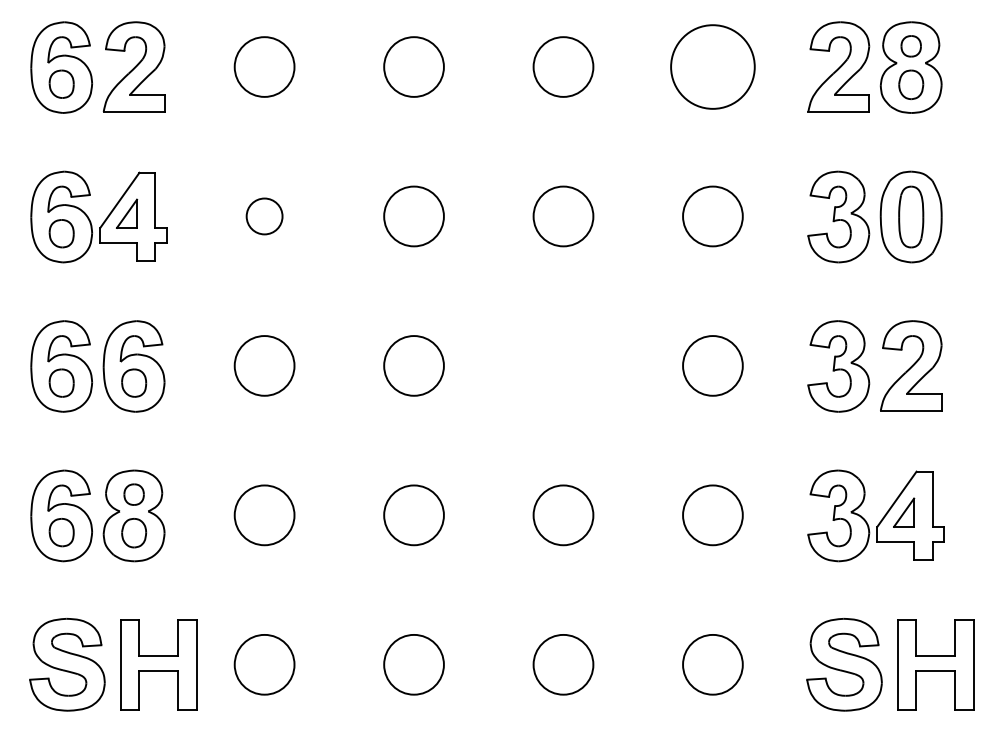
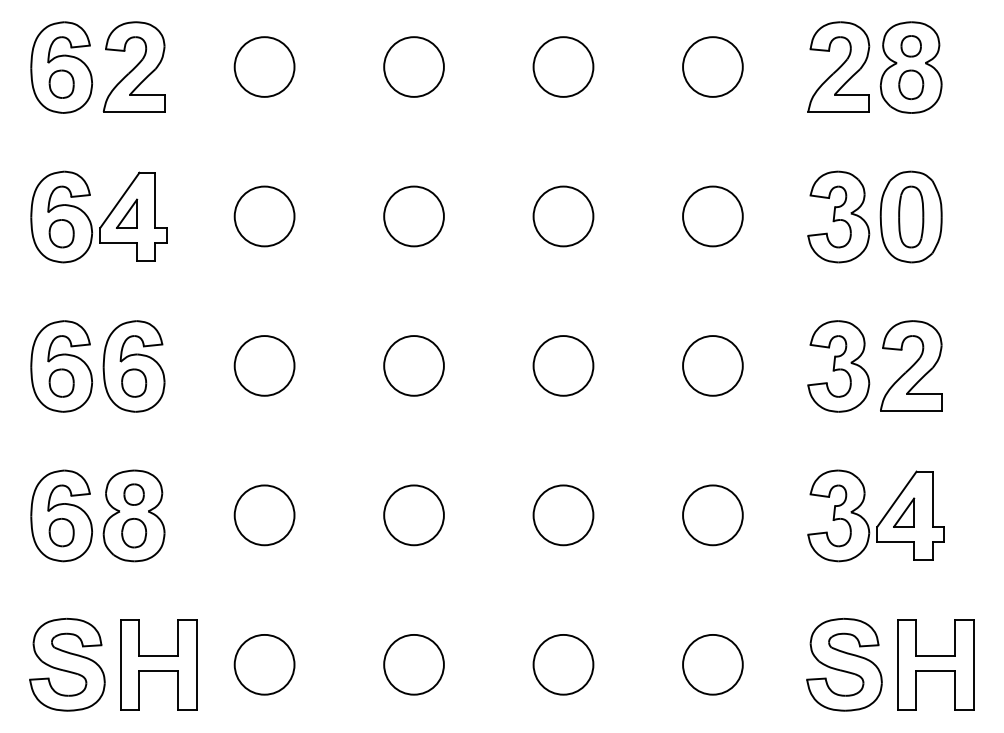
circle diameter: 84 px -> 60 px (712, 66)
circle diameter: 36 px -> 60 px (264, 216)
circle: none -> present (563, 365)
